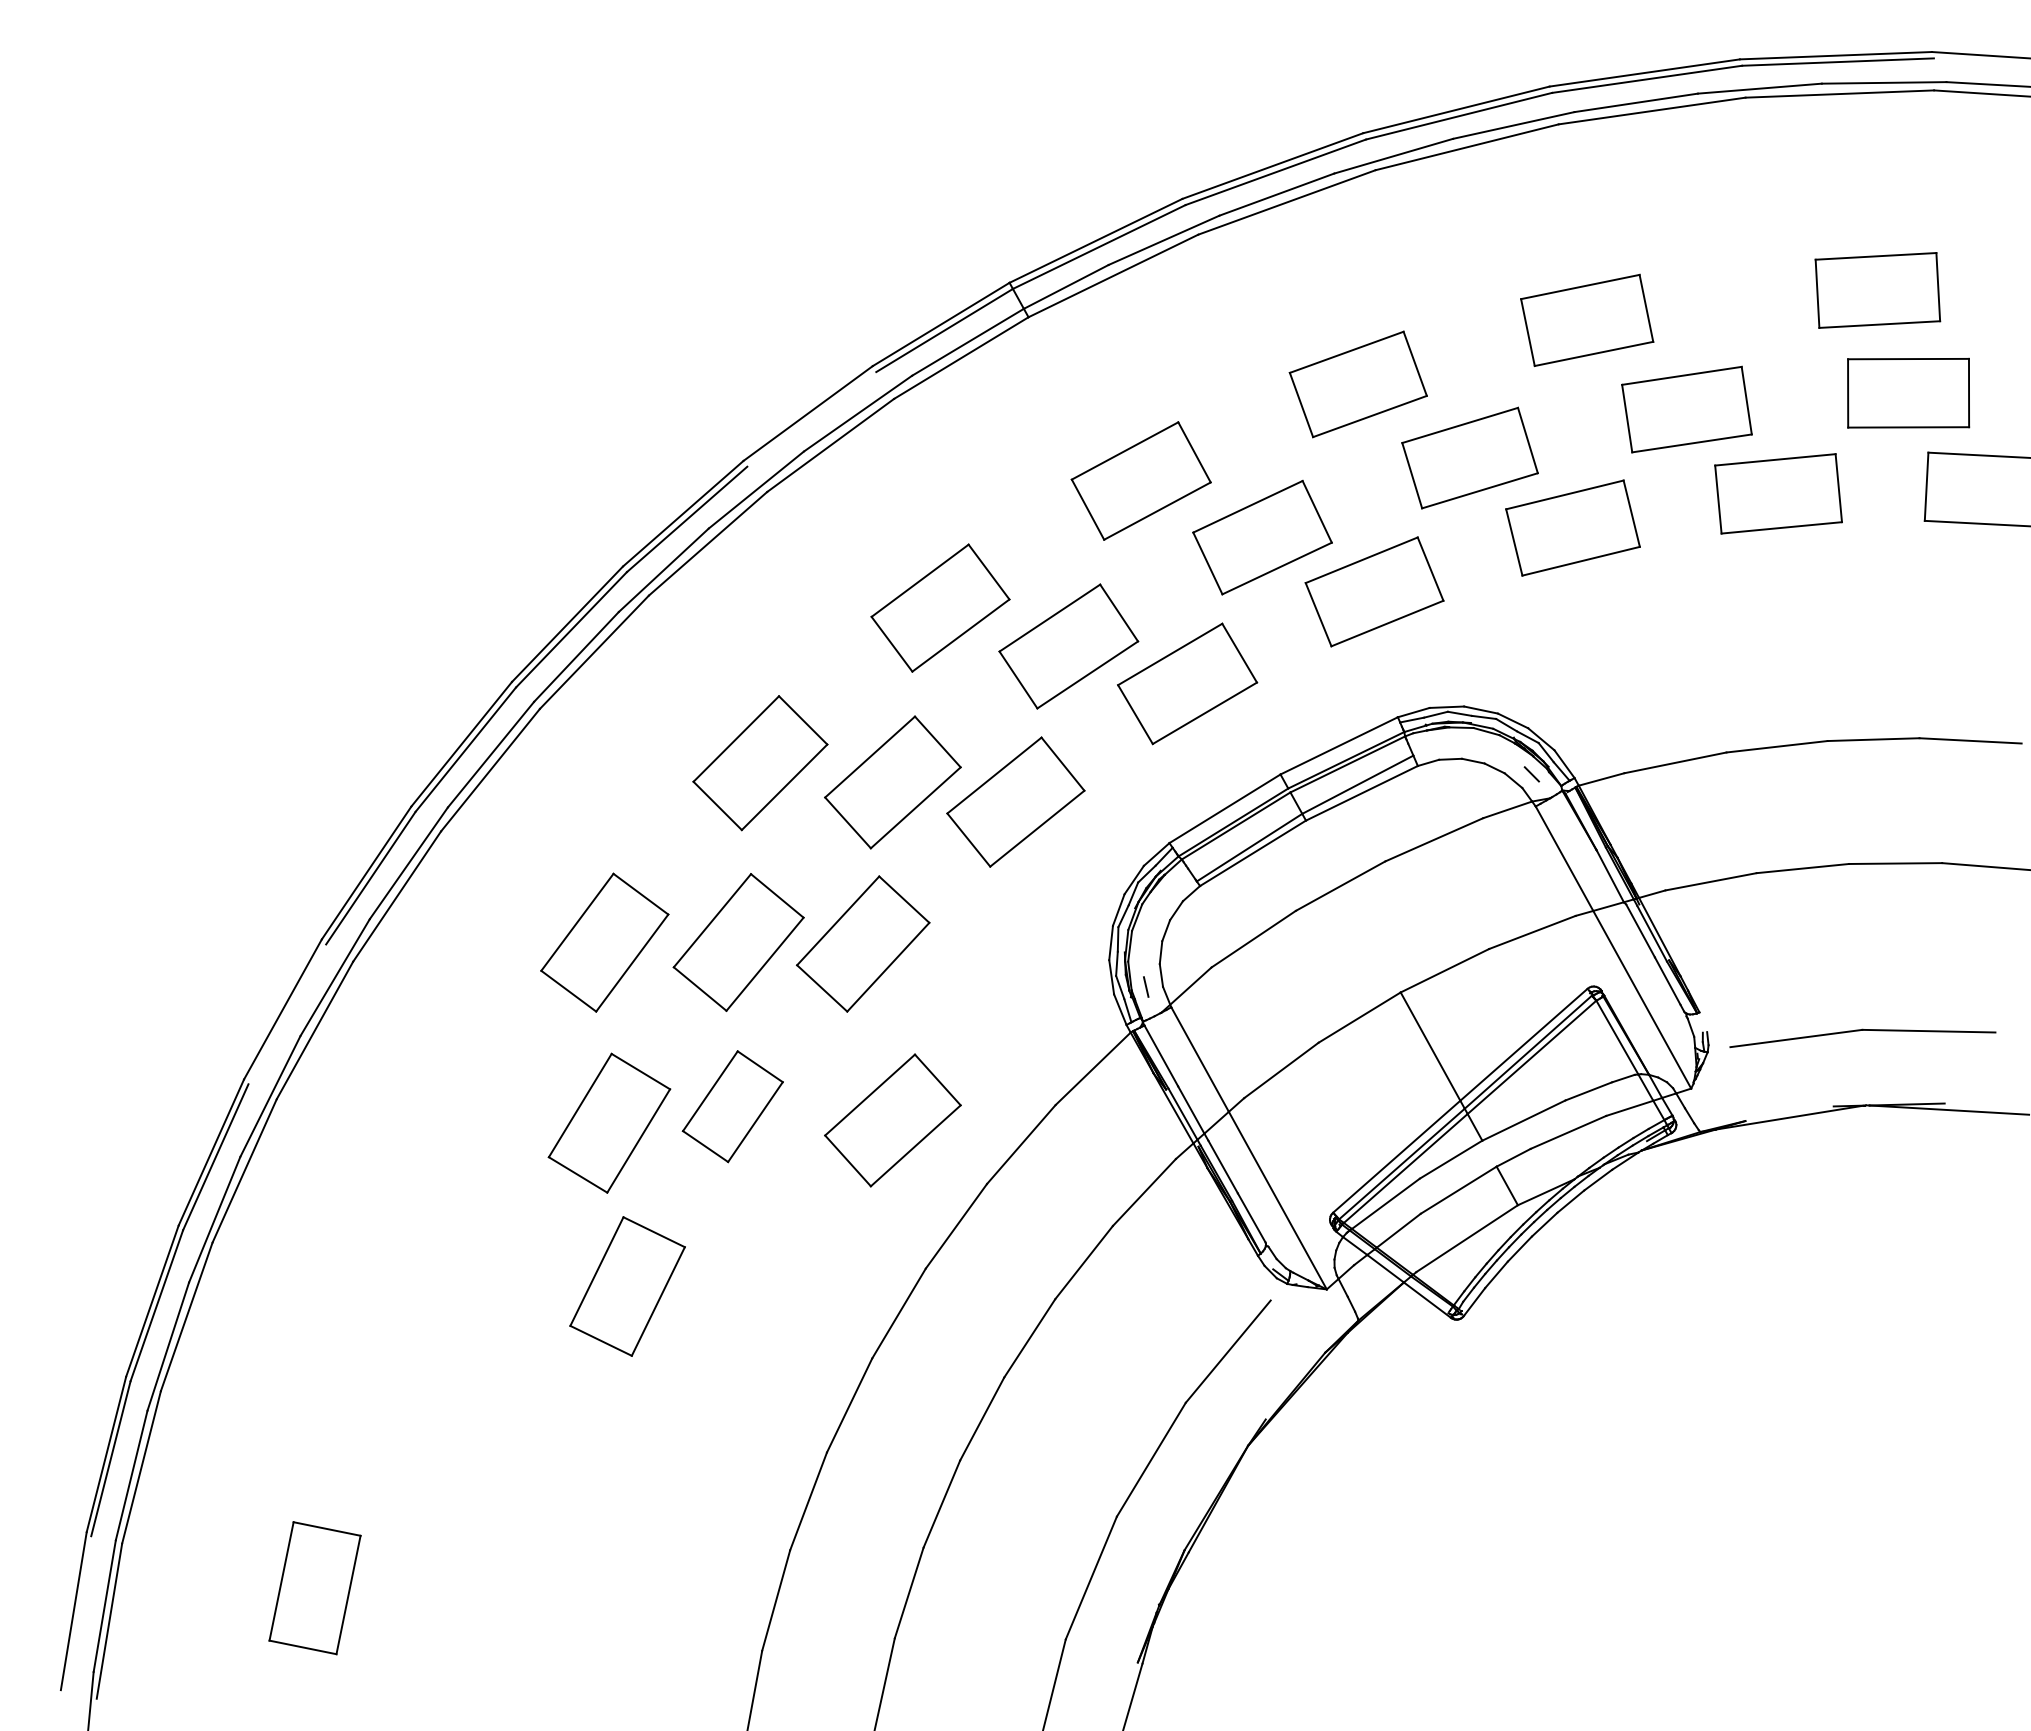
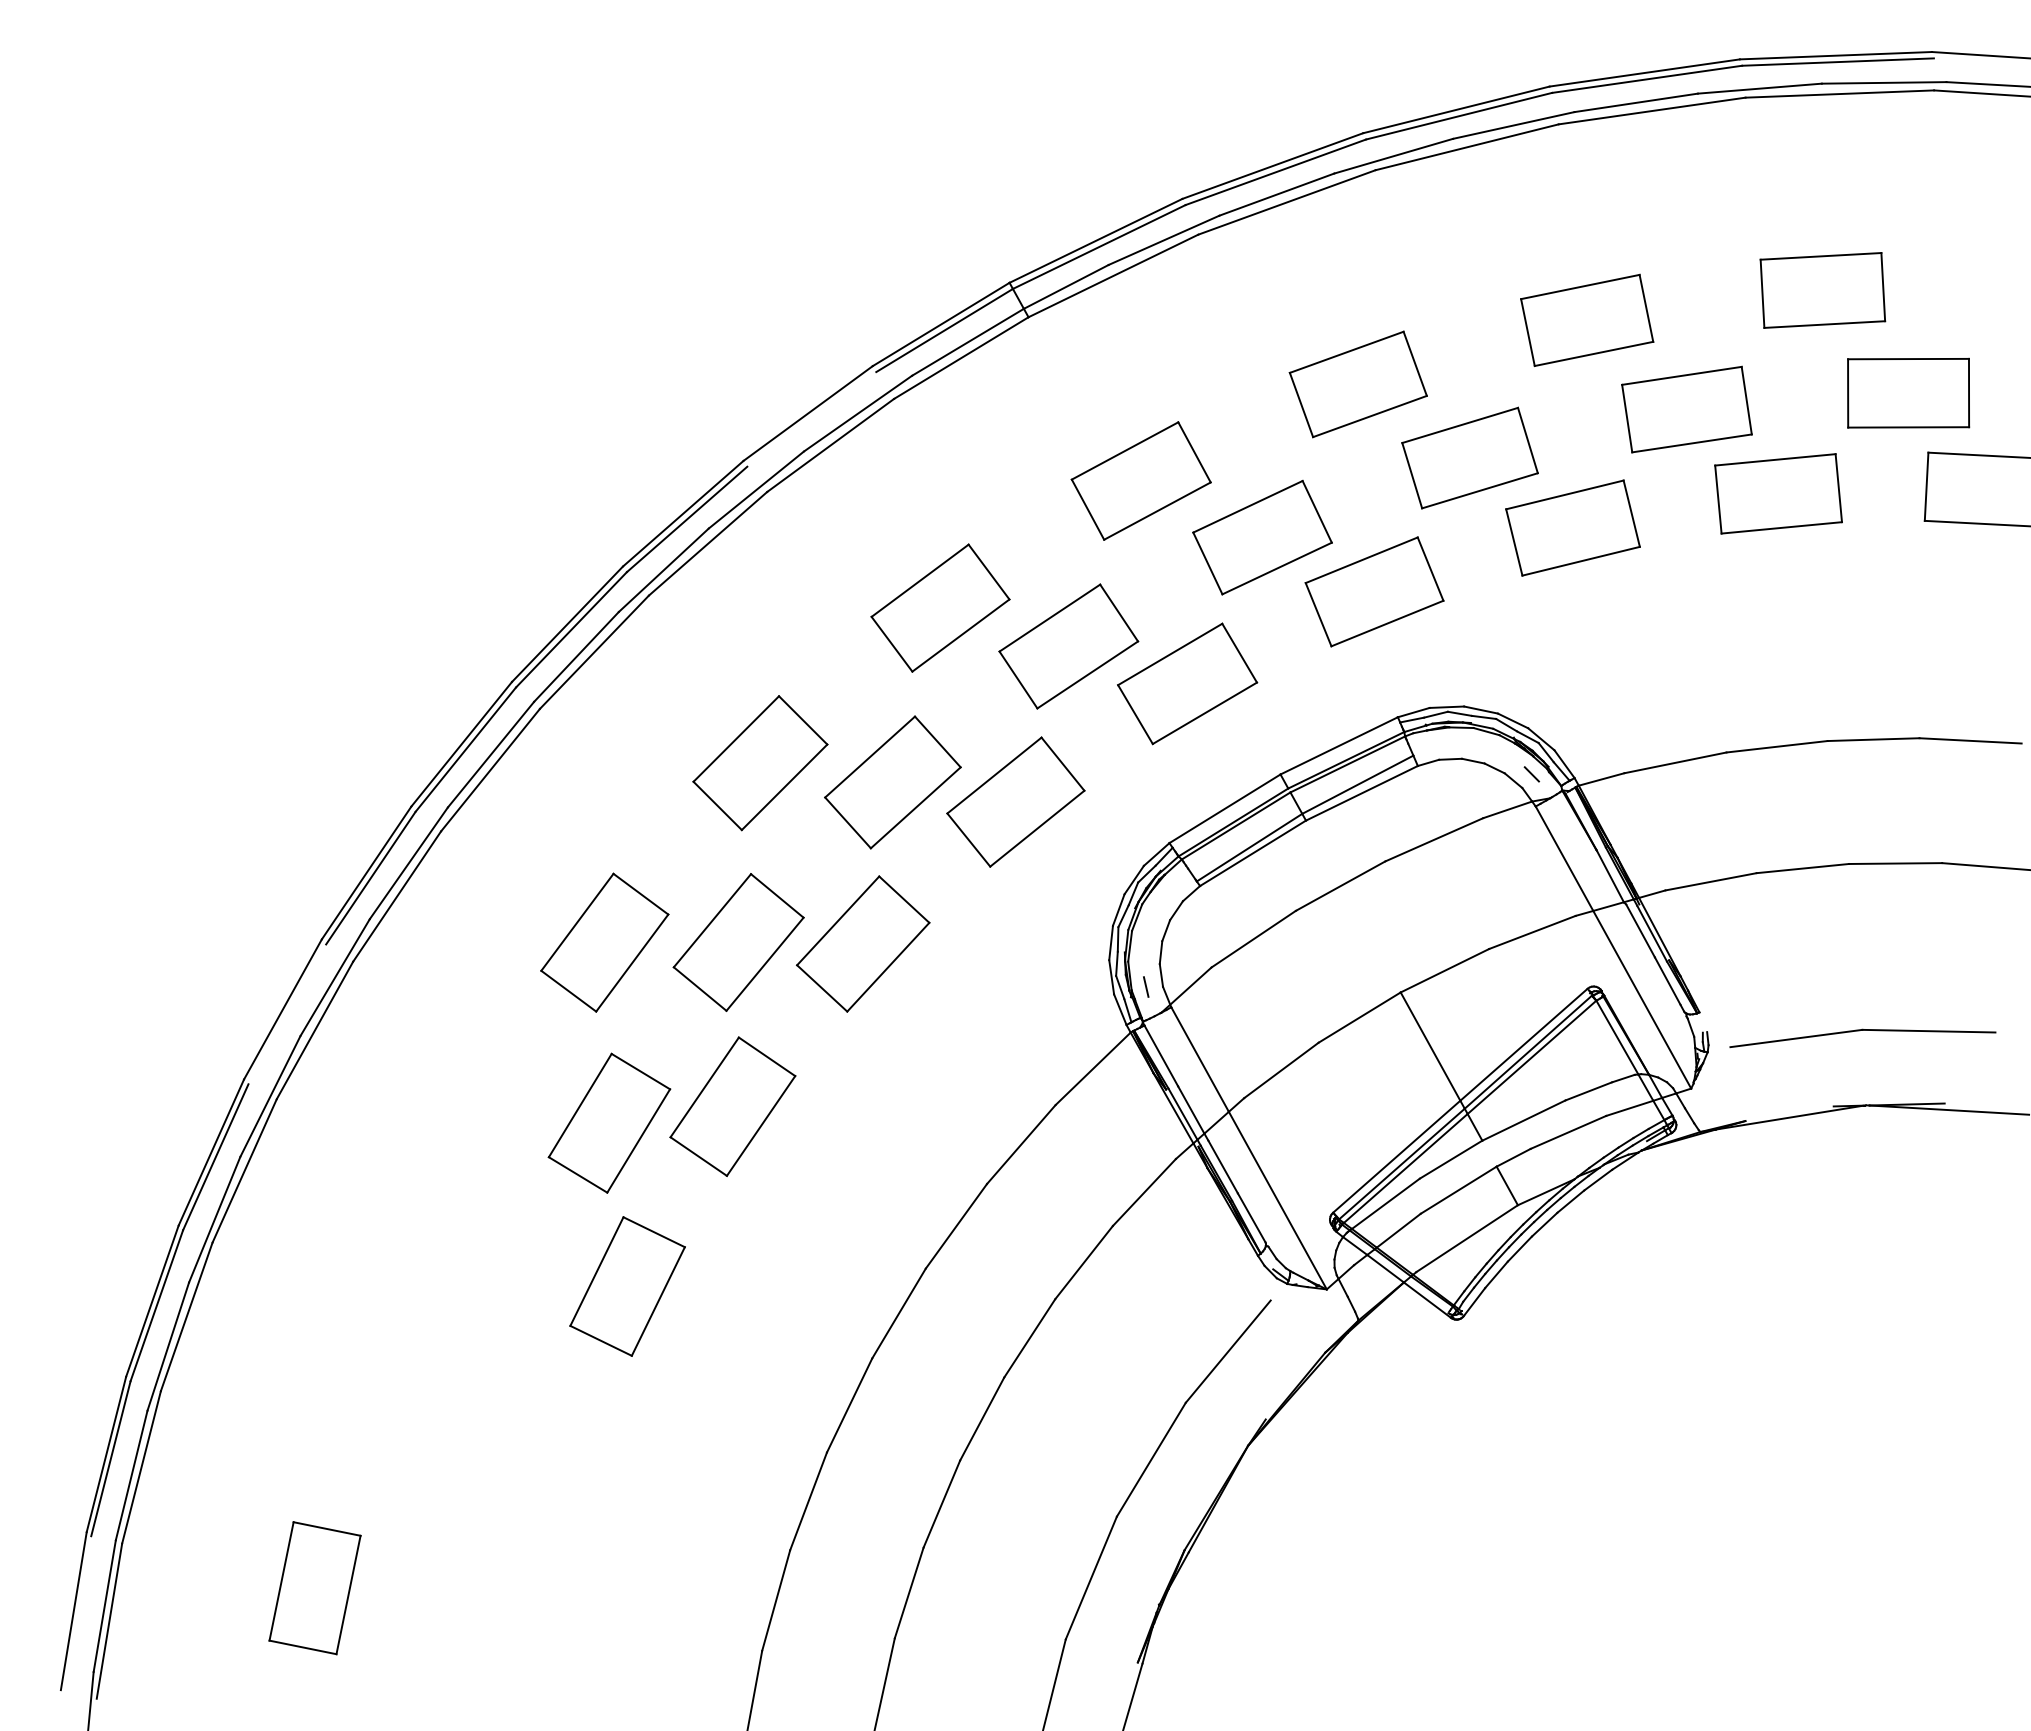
part position: (1877, 290) -> (1822, 290) (1822, 290)
part size: 103x114 px -> 128x141 px (732, 1106)
part: present -> none (892, 1120)
